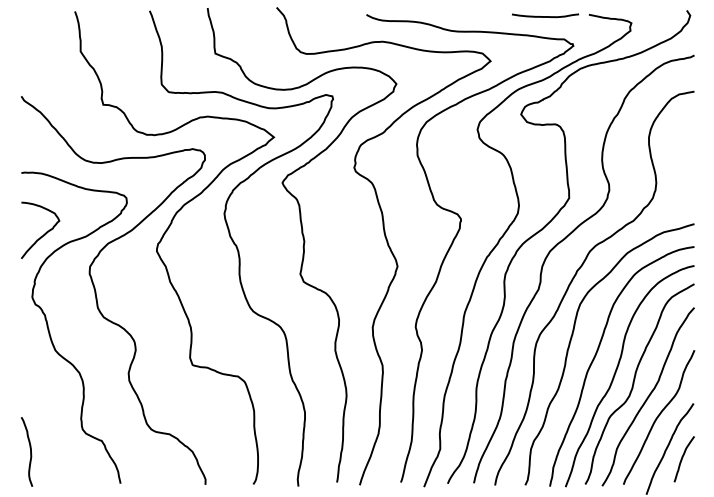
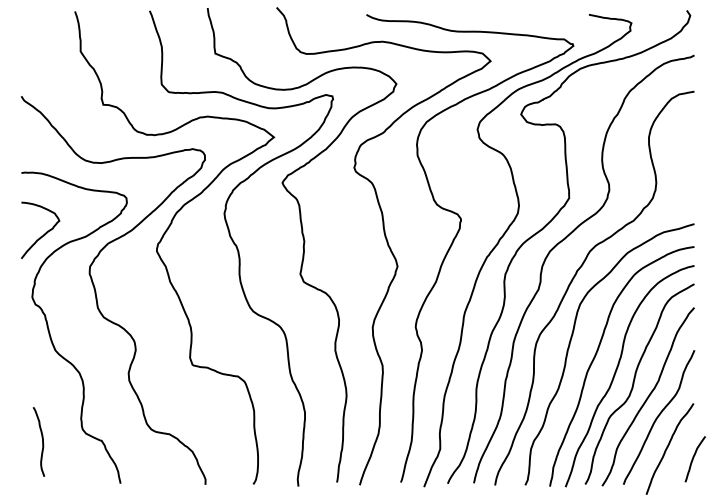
curve: present -> none (545, 16)
curve position: (30, 451) -> (42, 441) (42, 441)
curve position: (682, 459) -> (693, 459) (693, 459)
